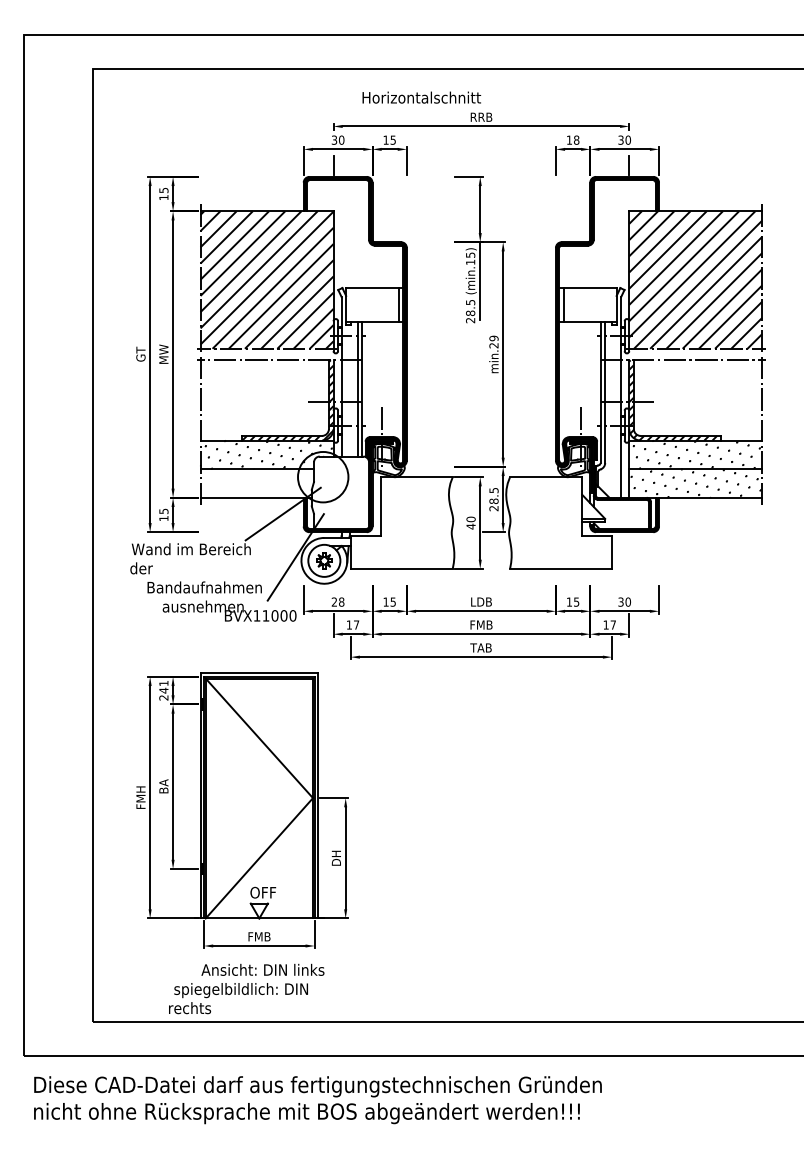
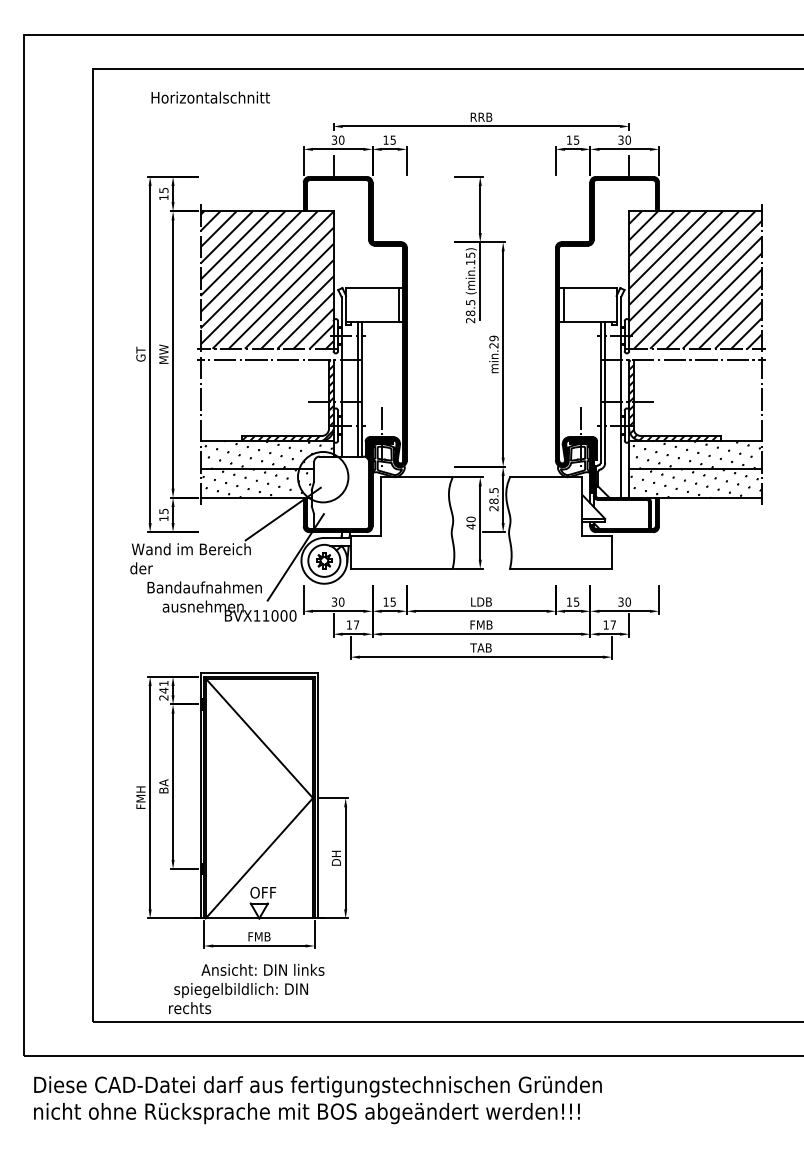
text position: (421, 97) -> (210, 97) (210, 97)
text: 18 -> 15 (576, 139)
hatch: none -> present (256, 483)
text: 28 -> 30 (337, 601)
